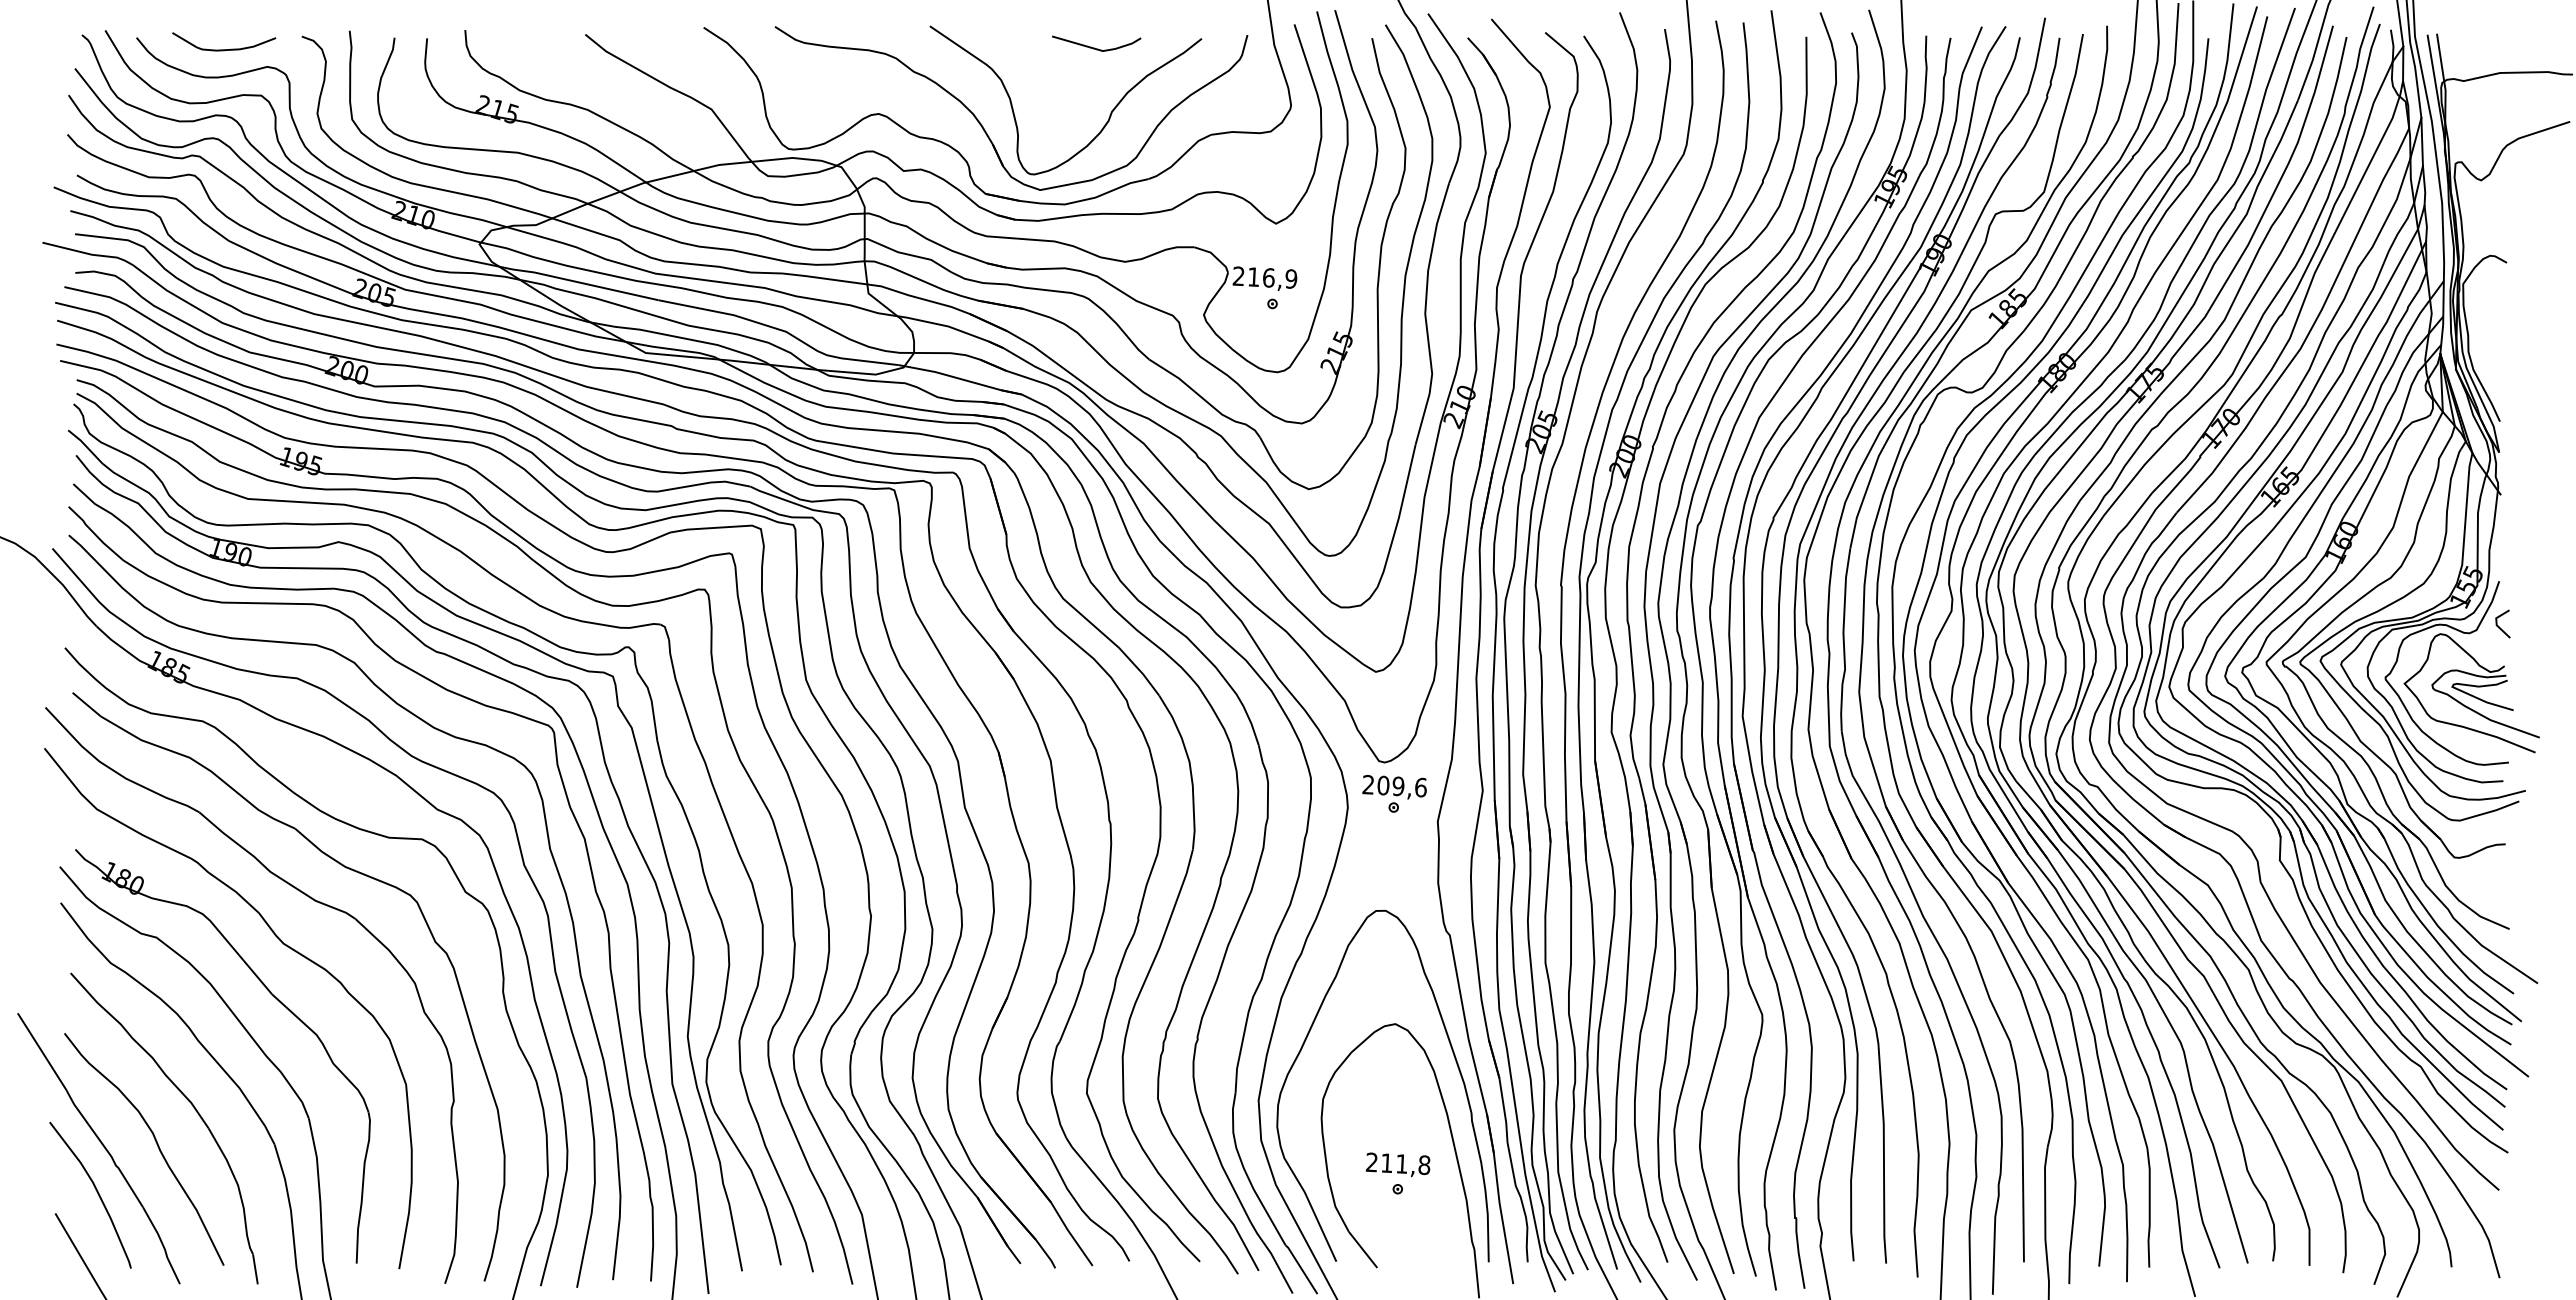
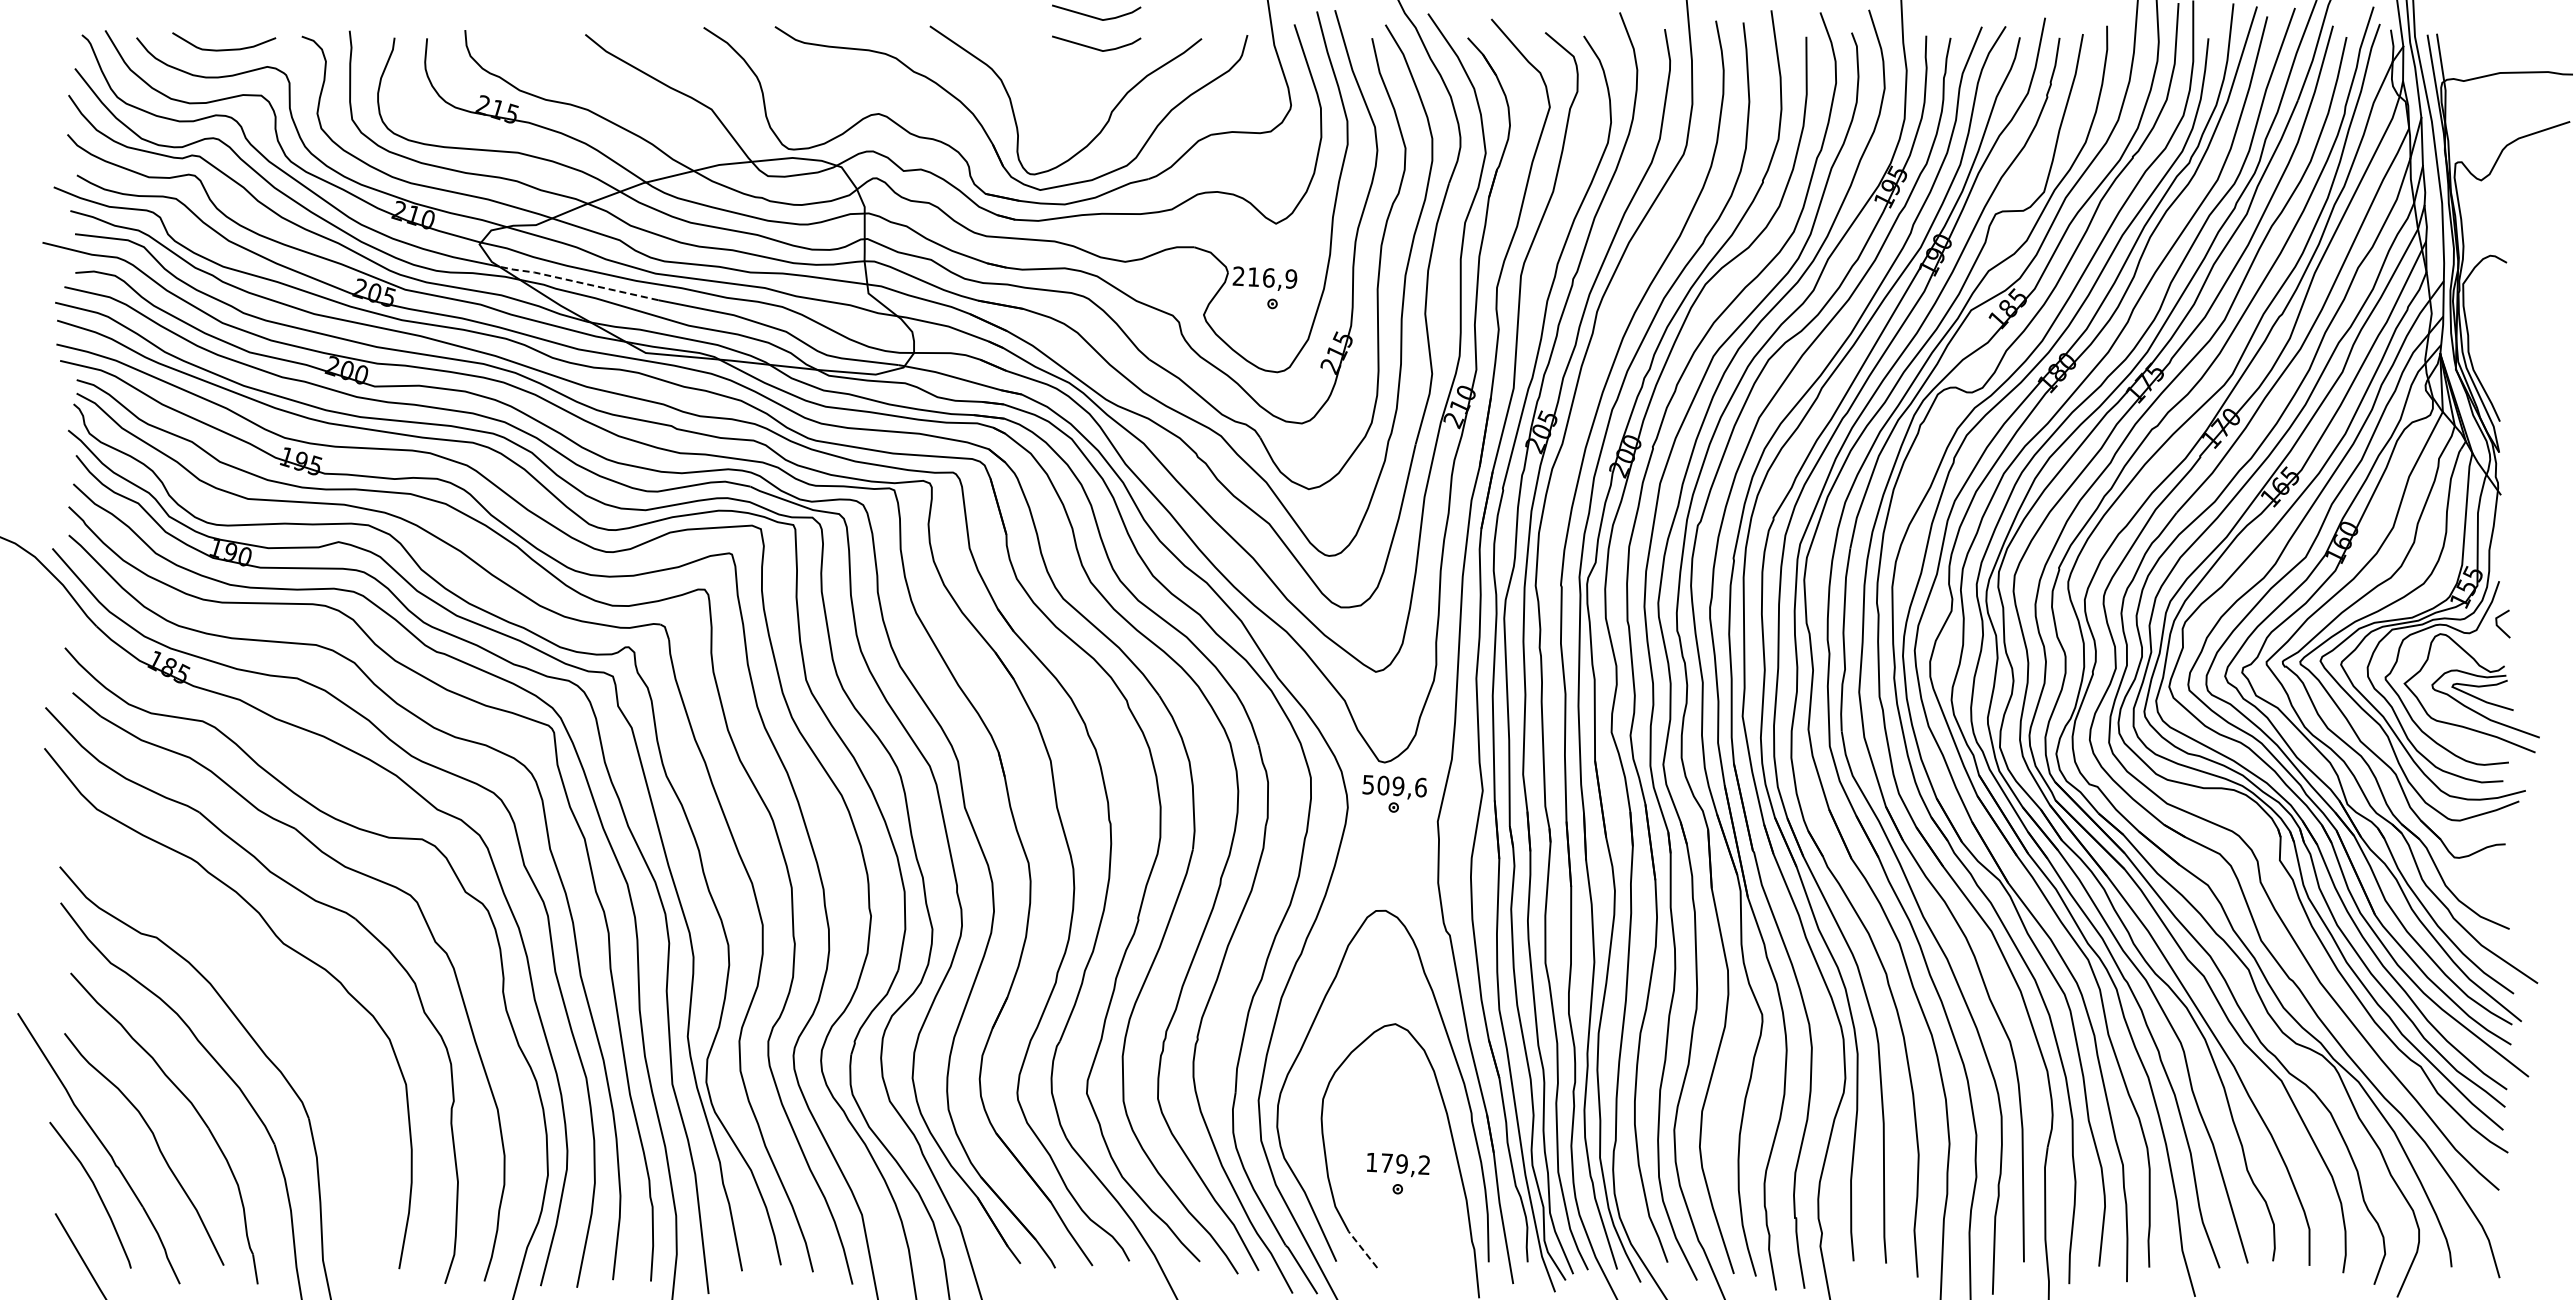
line: none -> present (1094, 16)
line: solid -> dashed (577, 282)
text: 209,6 -> 509,6 (1367, 784)
part: present -> none (272, 996)
text: 211,8 -> 179,2 (1397, 1163)
line: solid -> dashed (1362, 1249)
